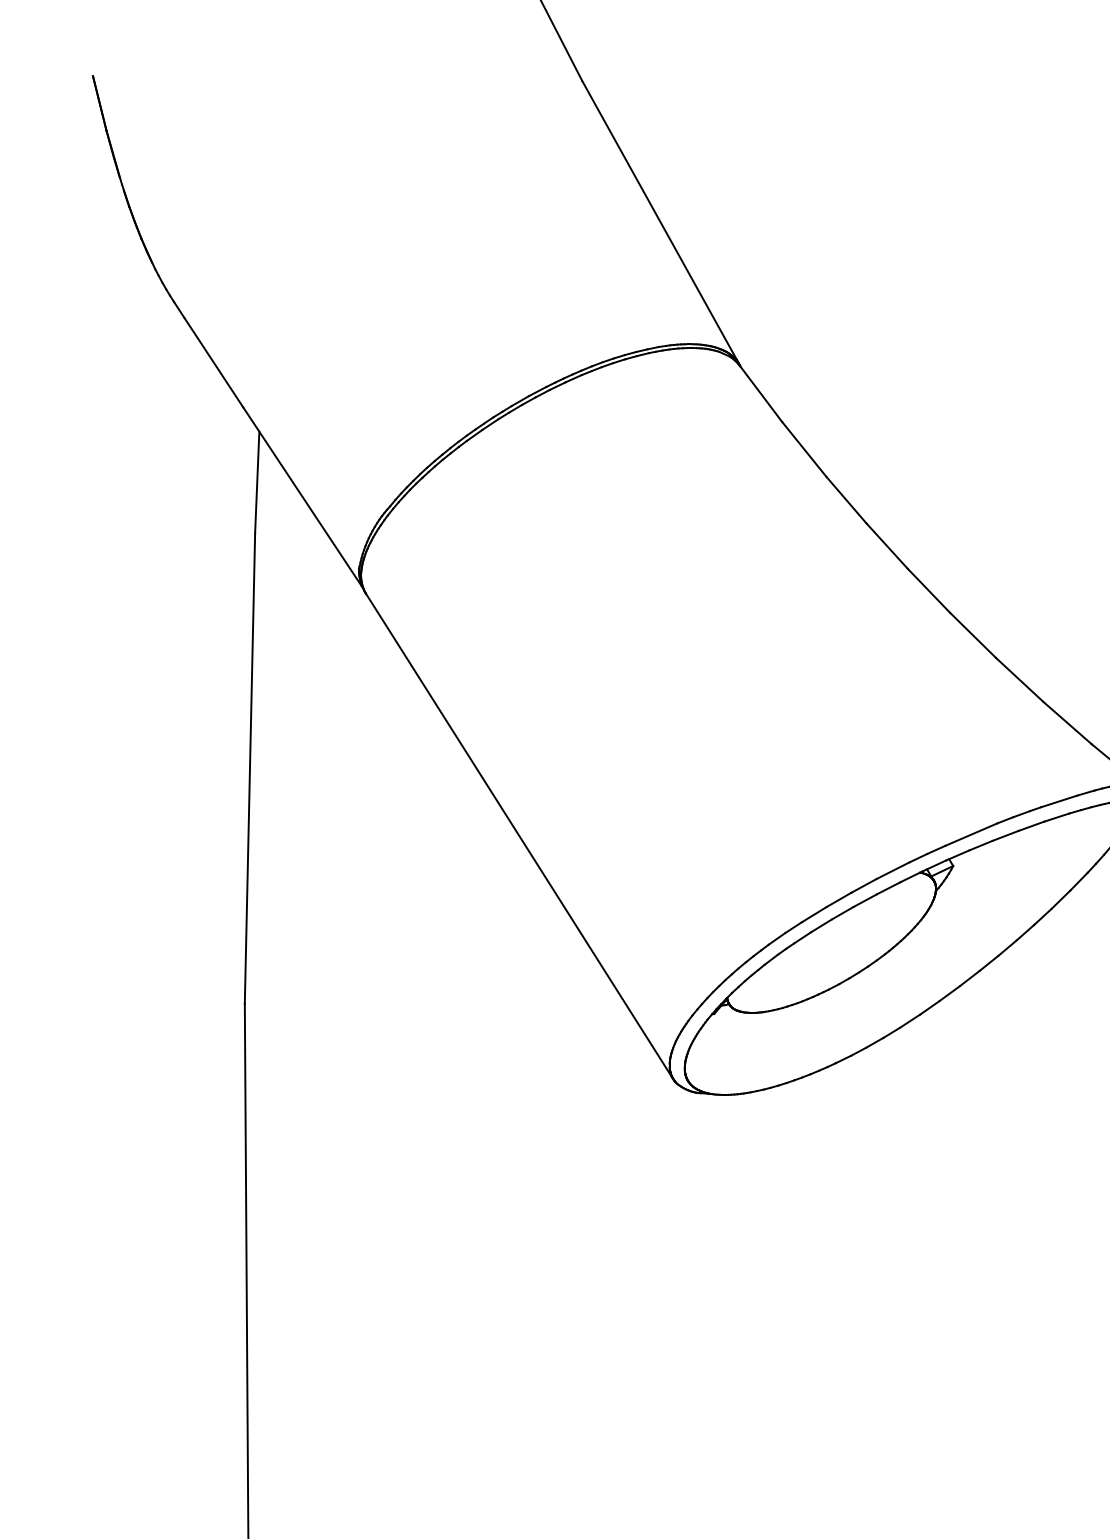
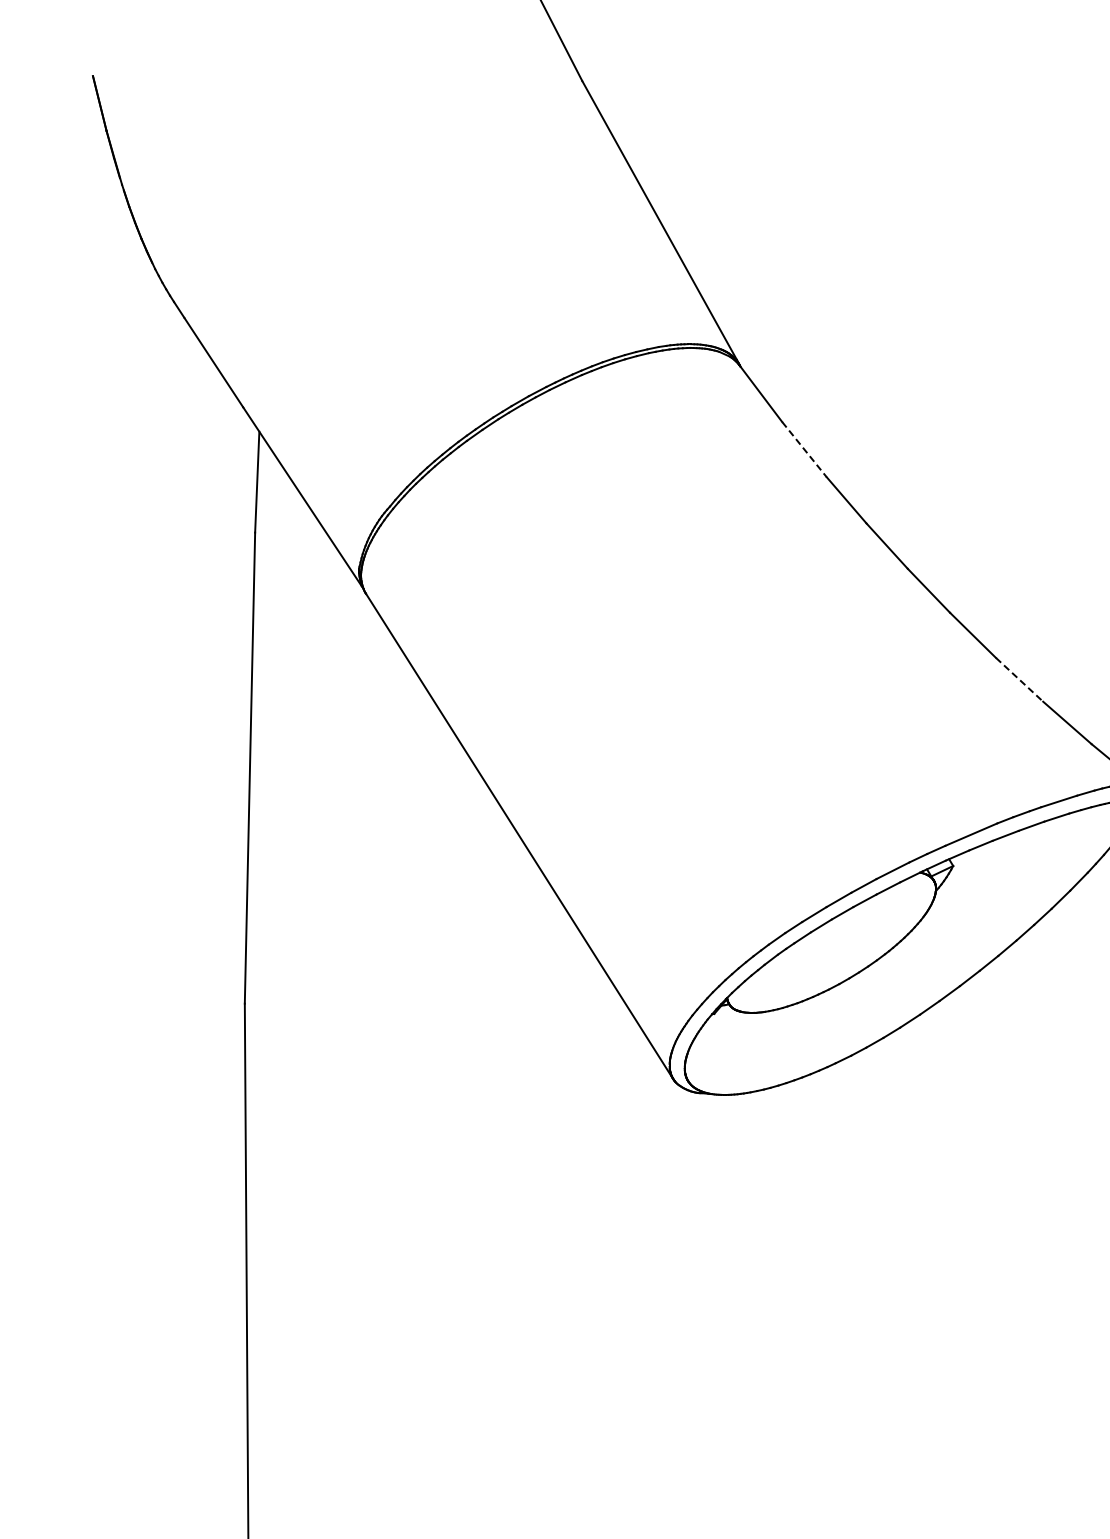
line: solid -> dashed (804, 449)
line: solid -> dashed (1019, 680)
